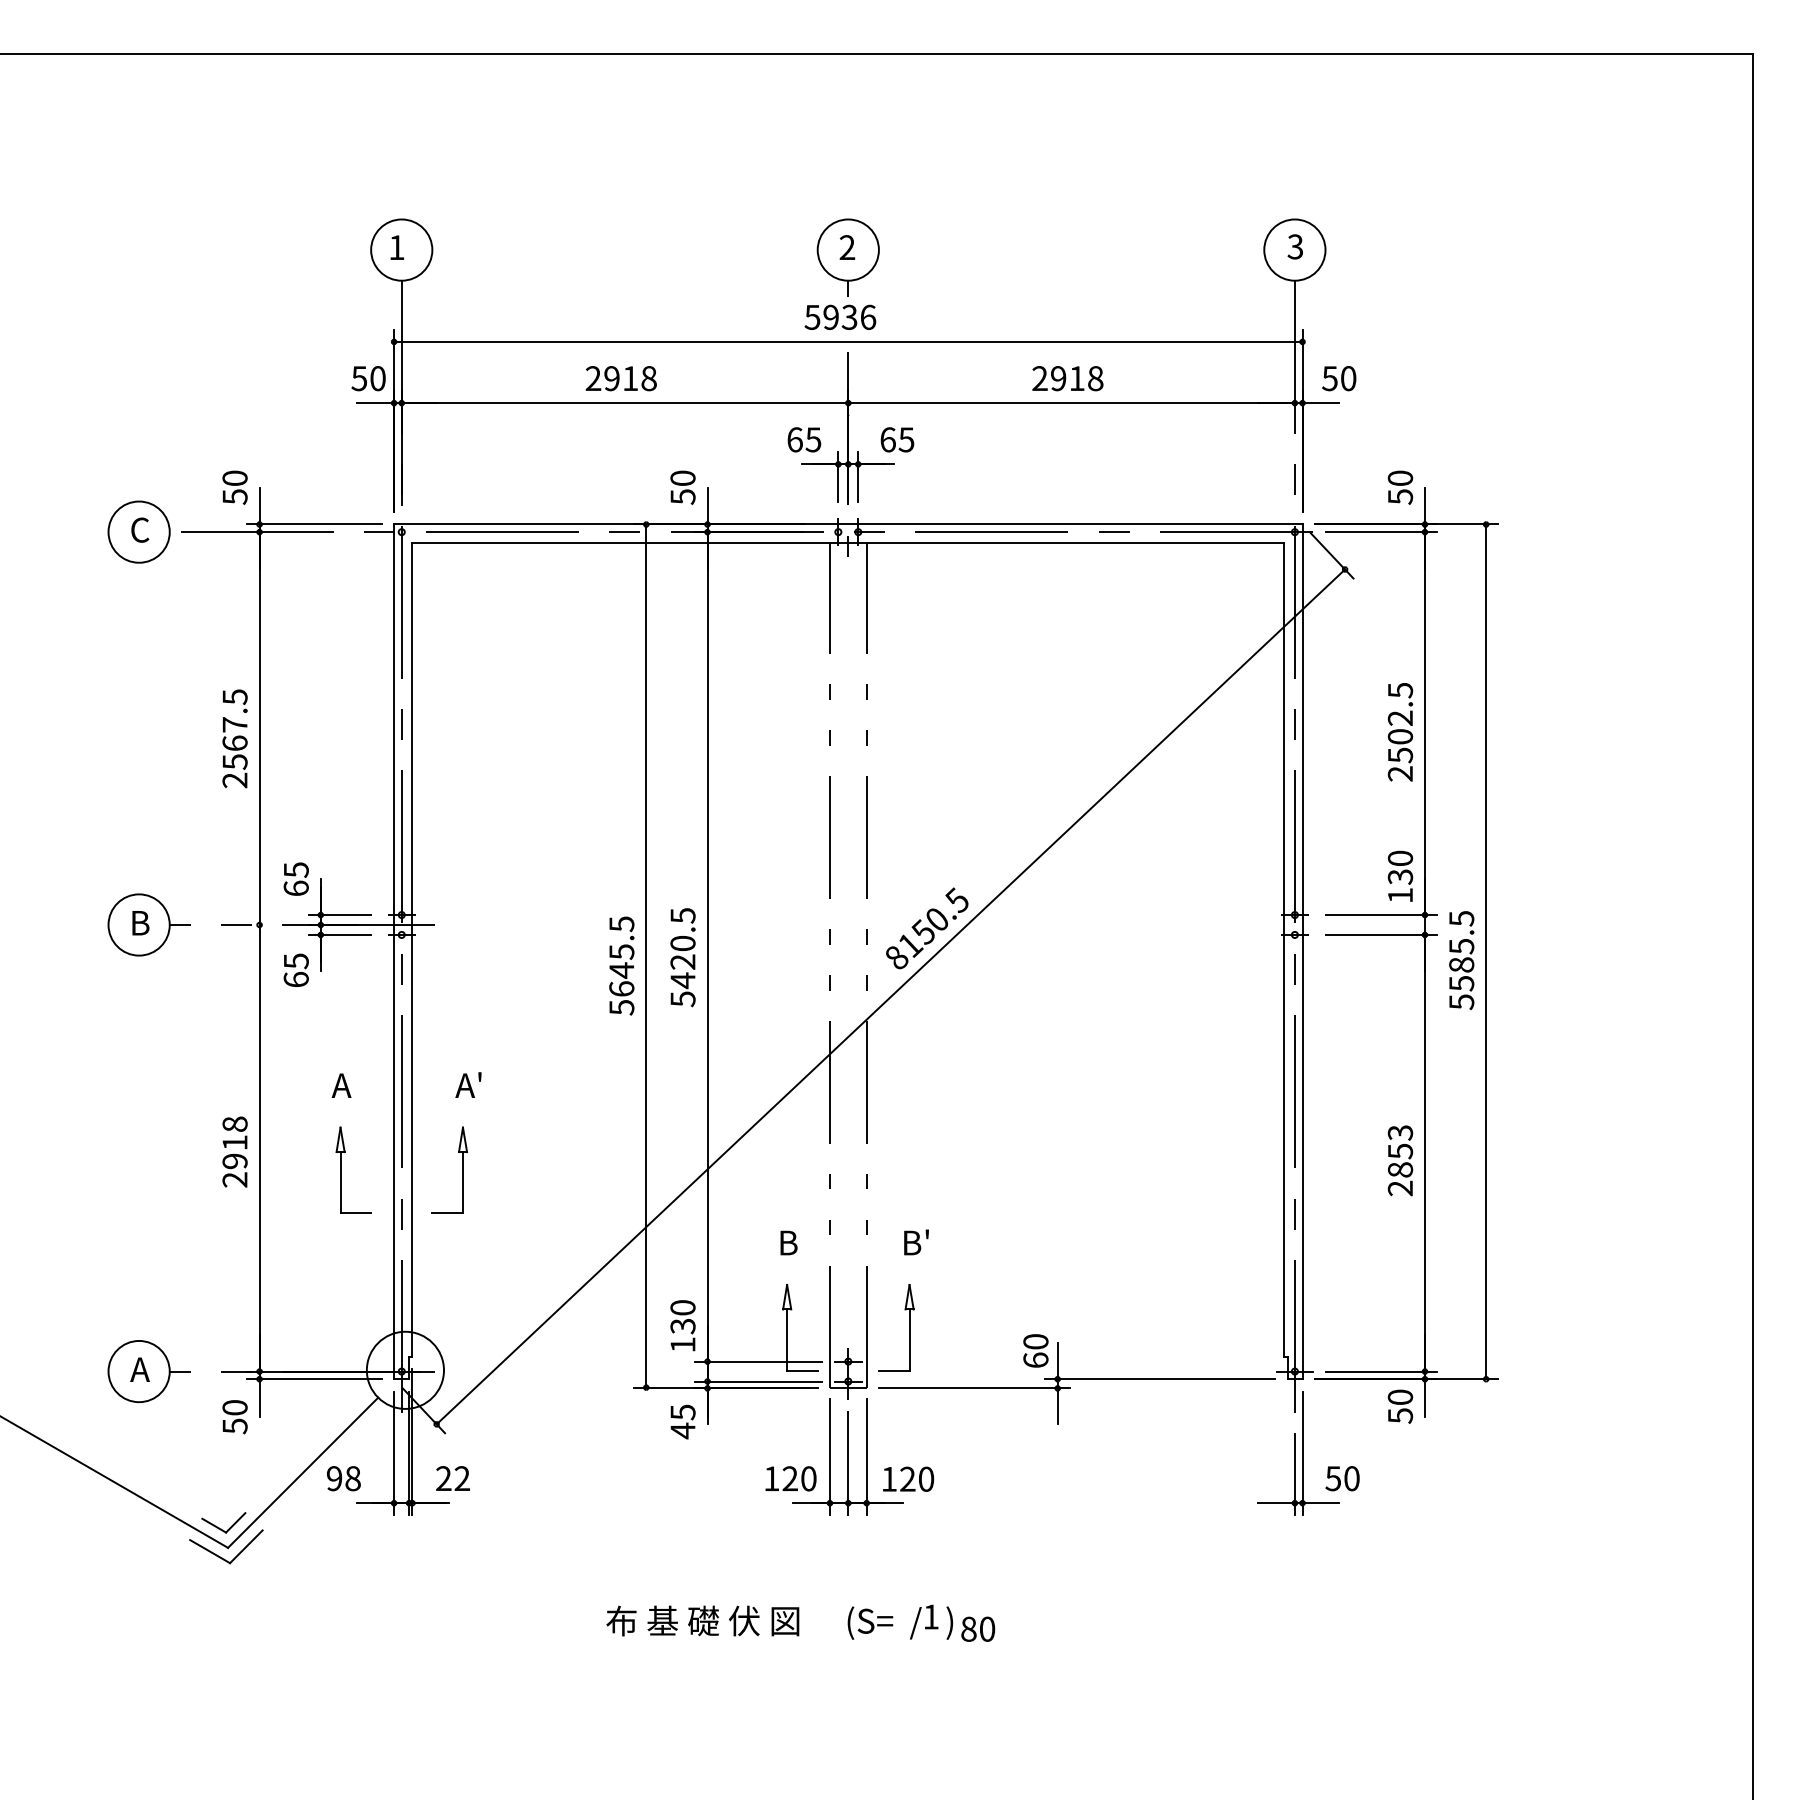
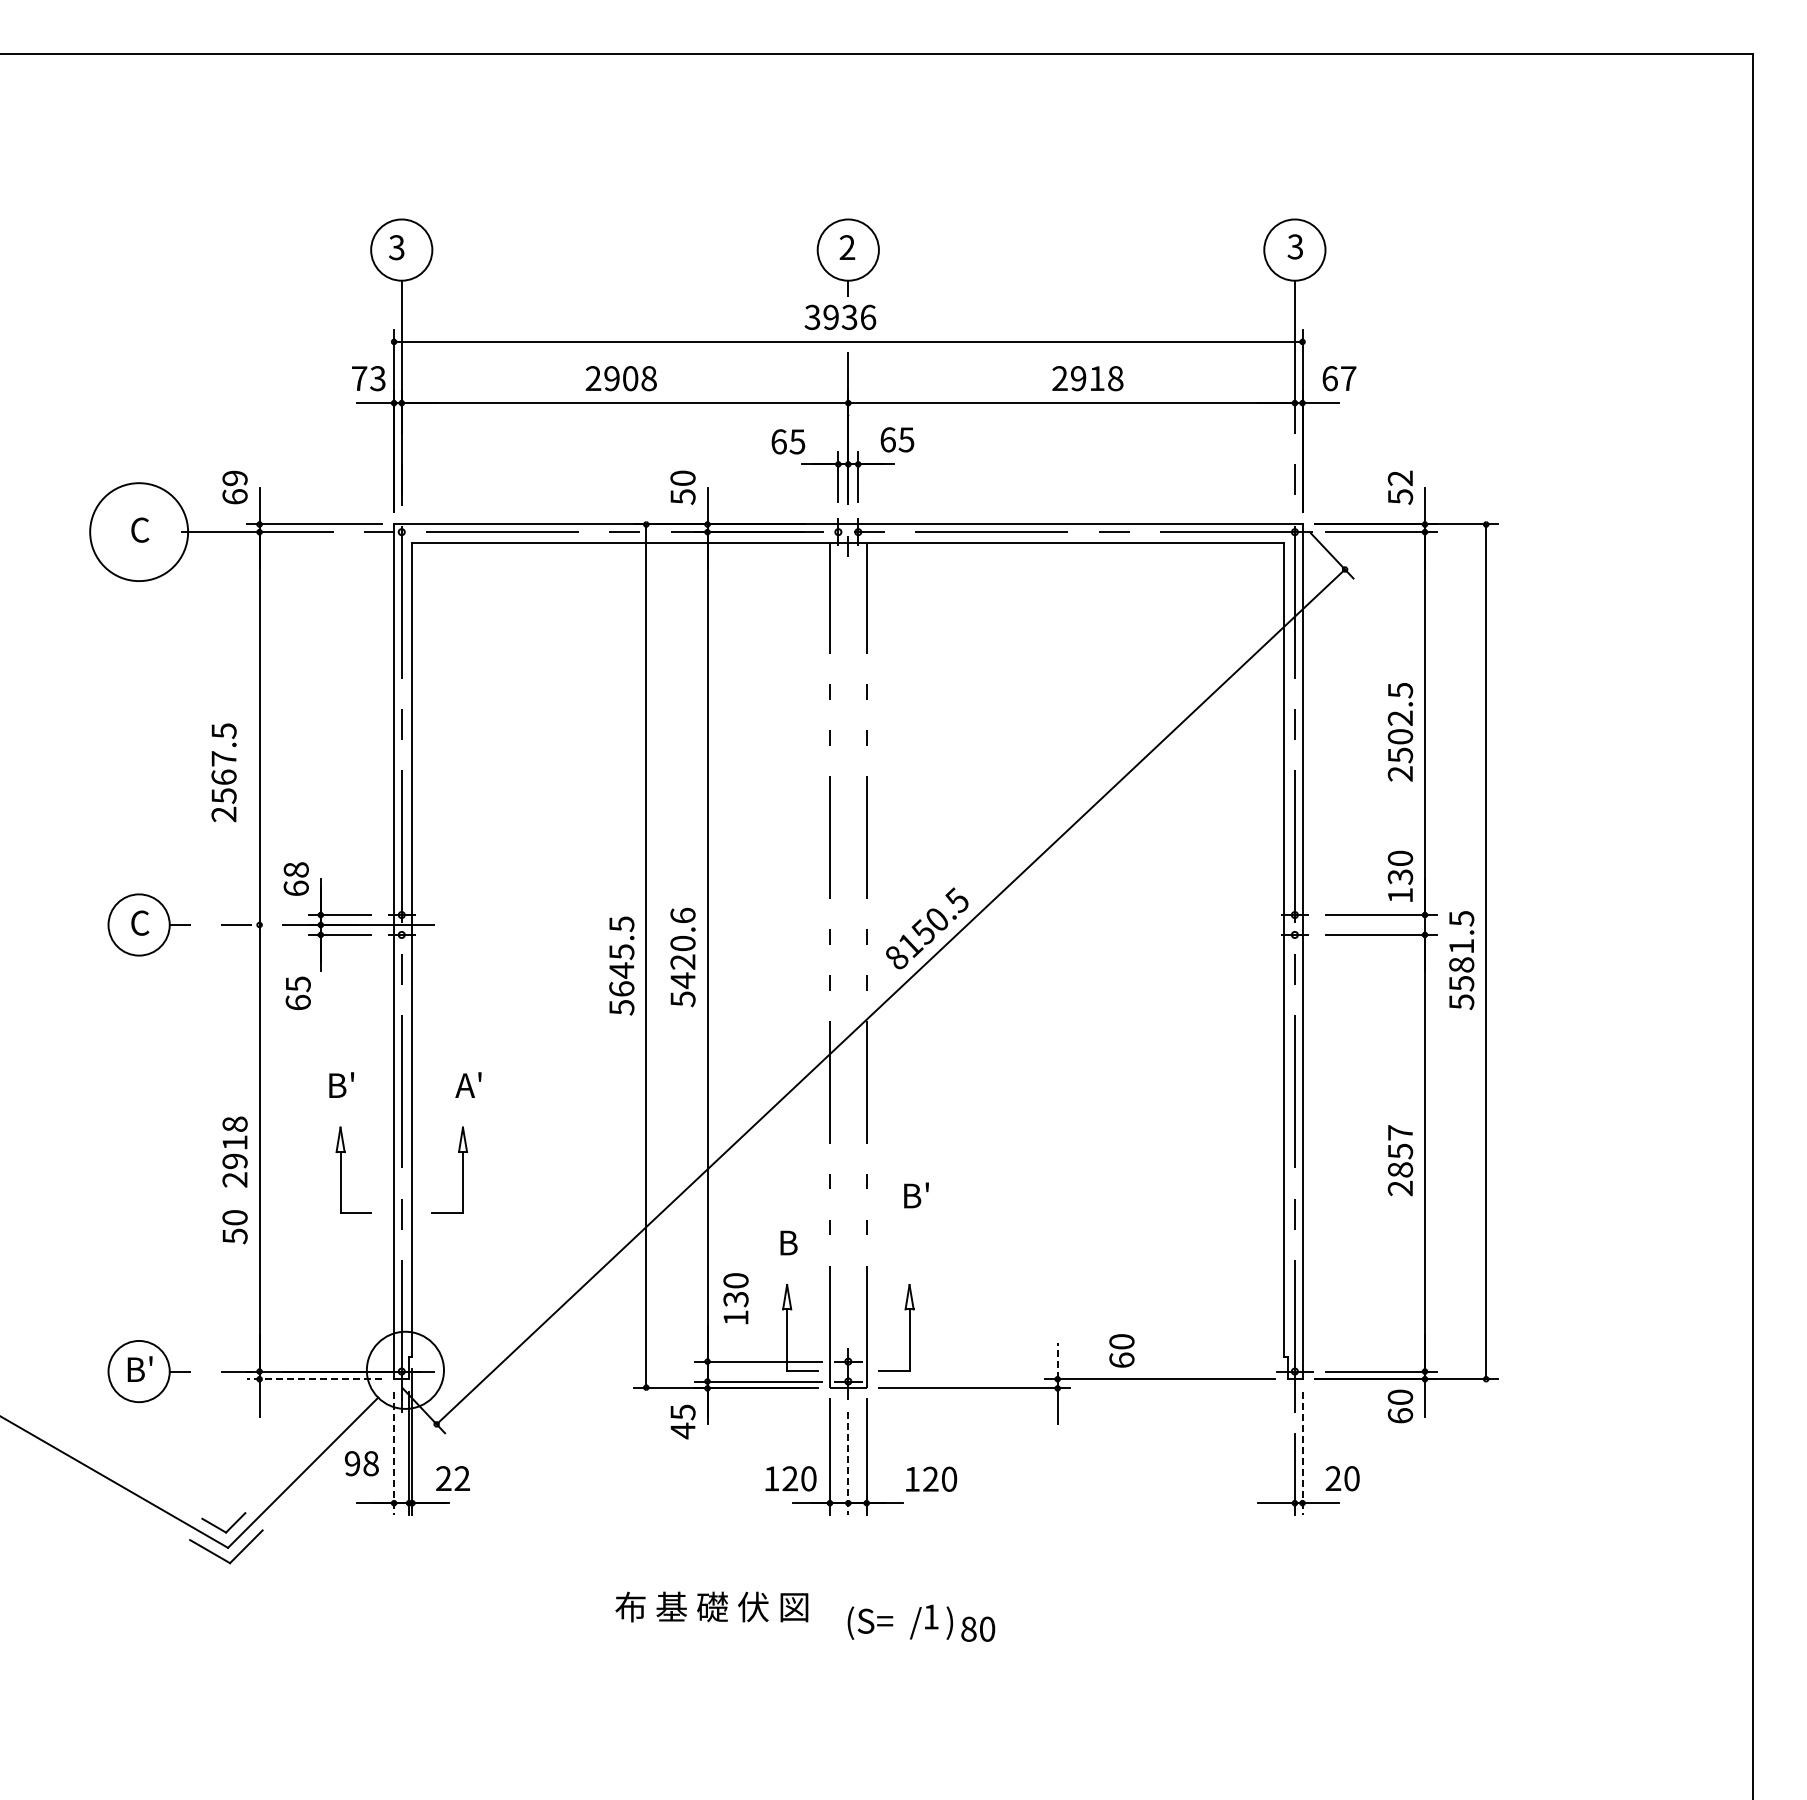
text: 1 -> 3 (396, 247)
text: 5936 -> 3936 (812, 316)
text: 50 -> 73 (368, 378)
text: 2918 -> 2908 (630, 378)
text position: (1067, 378) -> (1087, 378) (1087, 378)
text: 50 -> 67 (1339, 378)
text position: (804, 439) -> (788, 441) (788, 441)
text: 50 -> 52 (1400, 478)
text: 50 -> 69 (234, 487)
circle diameter: 61 px -> 98 px (139, 532)
text position: (234, 738) -> (223, 772) (223, 772)
text: 65 -> 68 (295, 870)
text: 5420.5 -> 5420.6 (682, 915)
text: B -> C (140, 922)
text: 5585.5 -> 5581.5 (1461, 946)
text position: (295, 969) -> (297, 992) (297, 992)
text: A -> B' (341, 1084)
text: 2853 -> 2857 (1400, 1132)
text position: (916, 1242) -> (916, 1195) (916, 1195)
text position: (682, 1325) -> (735, 1298) (735, 1298)
text position: (1035, 1350) -> (1121, 1350) (1121, 1350)
line: solid -> dashed (1057, 1361)
text: A -> B' (139, 1368)
line: solid -> dashed (314, 1379)
text: 50 -> 60 (1400, 1415)
text position: (234, 1417) -> (234, 1227) (234, 1227)
line: solid -> dashed (394, 1453)
line: solid -> dashed (1302, 1453)
line: solid -> dashed (848, 1463)
text position: (343, 1478) -> (361, 1463) (361, 1463)
text position: (908, 1478) -> (931, 1478) (931, 1478)
text: 50 -> 20 (1333, 1478)
text position: (702, 1620) -> (711, 1606) (711, 1606)
